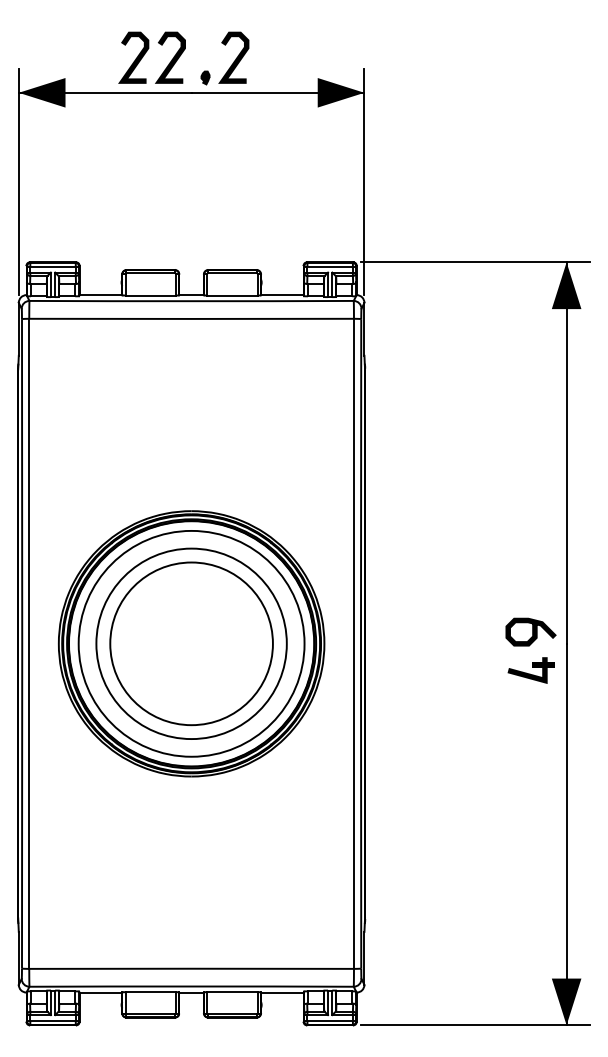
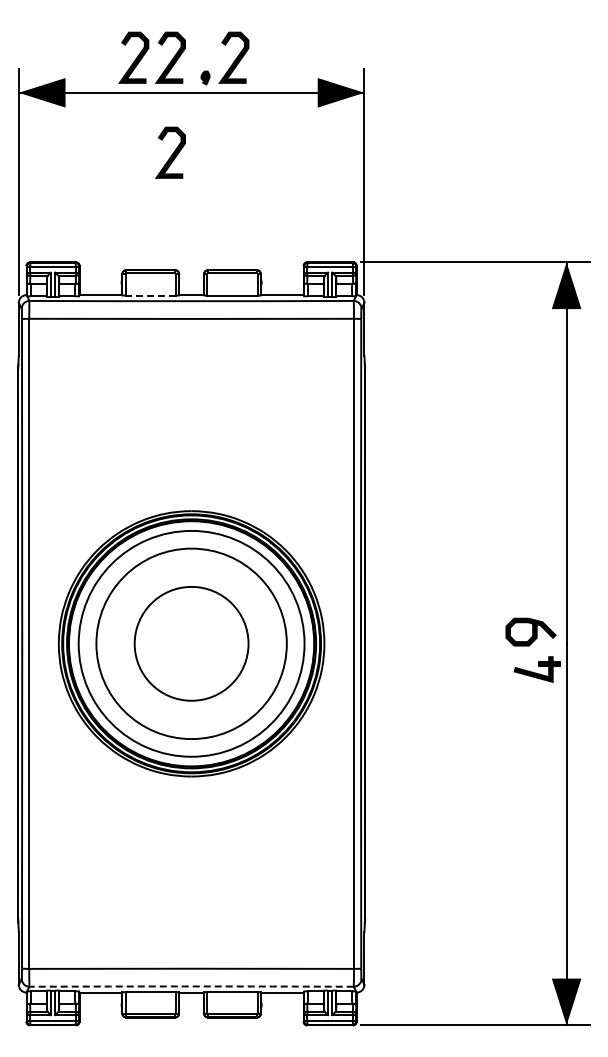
curve: none -> present (172, 153)
line: solid -> dashed (150, 295)
circle diameter: 163 px -> 114 px (191, 643)
part position: (530, 670) -> (536, 669) (536, 669)
arc: solid -> dashed (191, 986)
